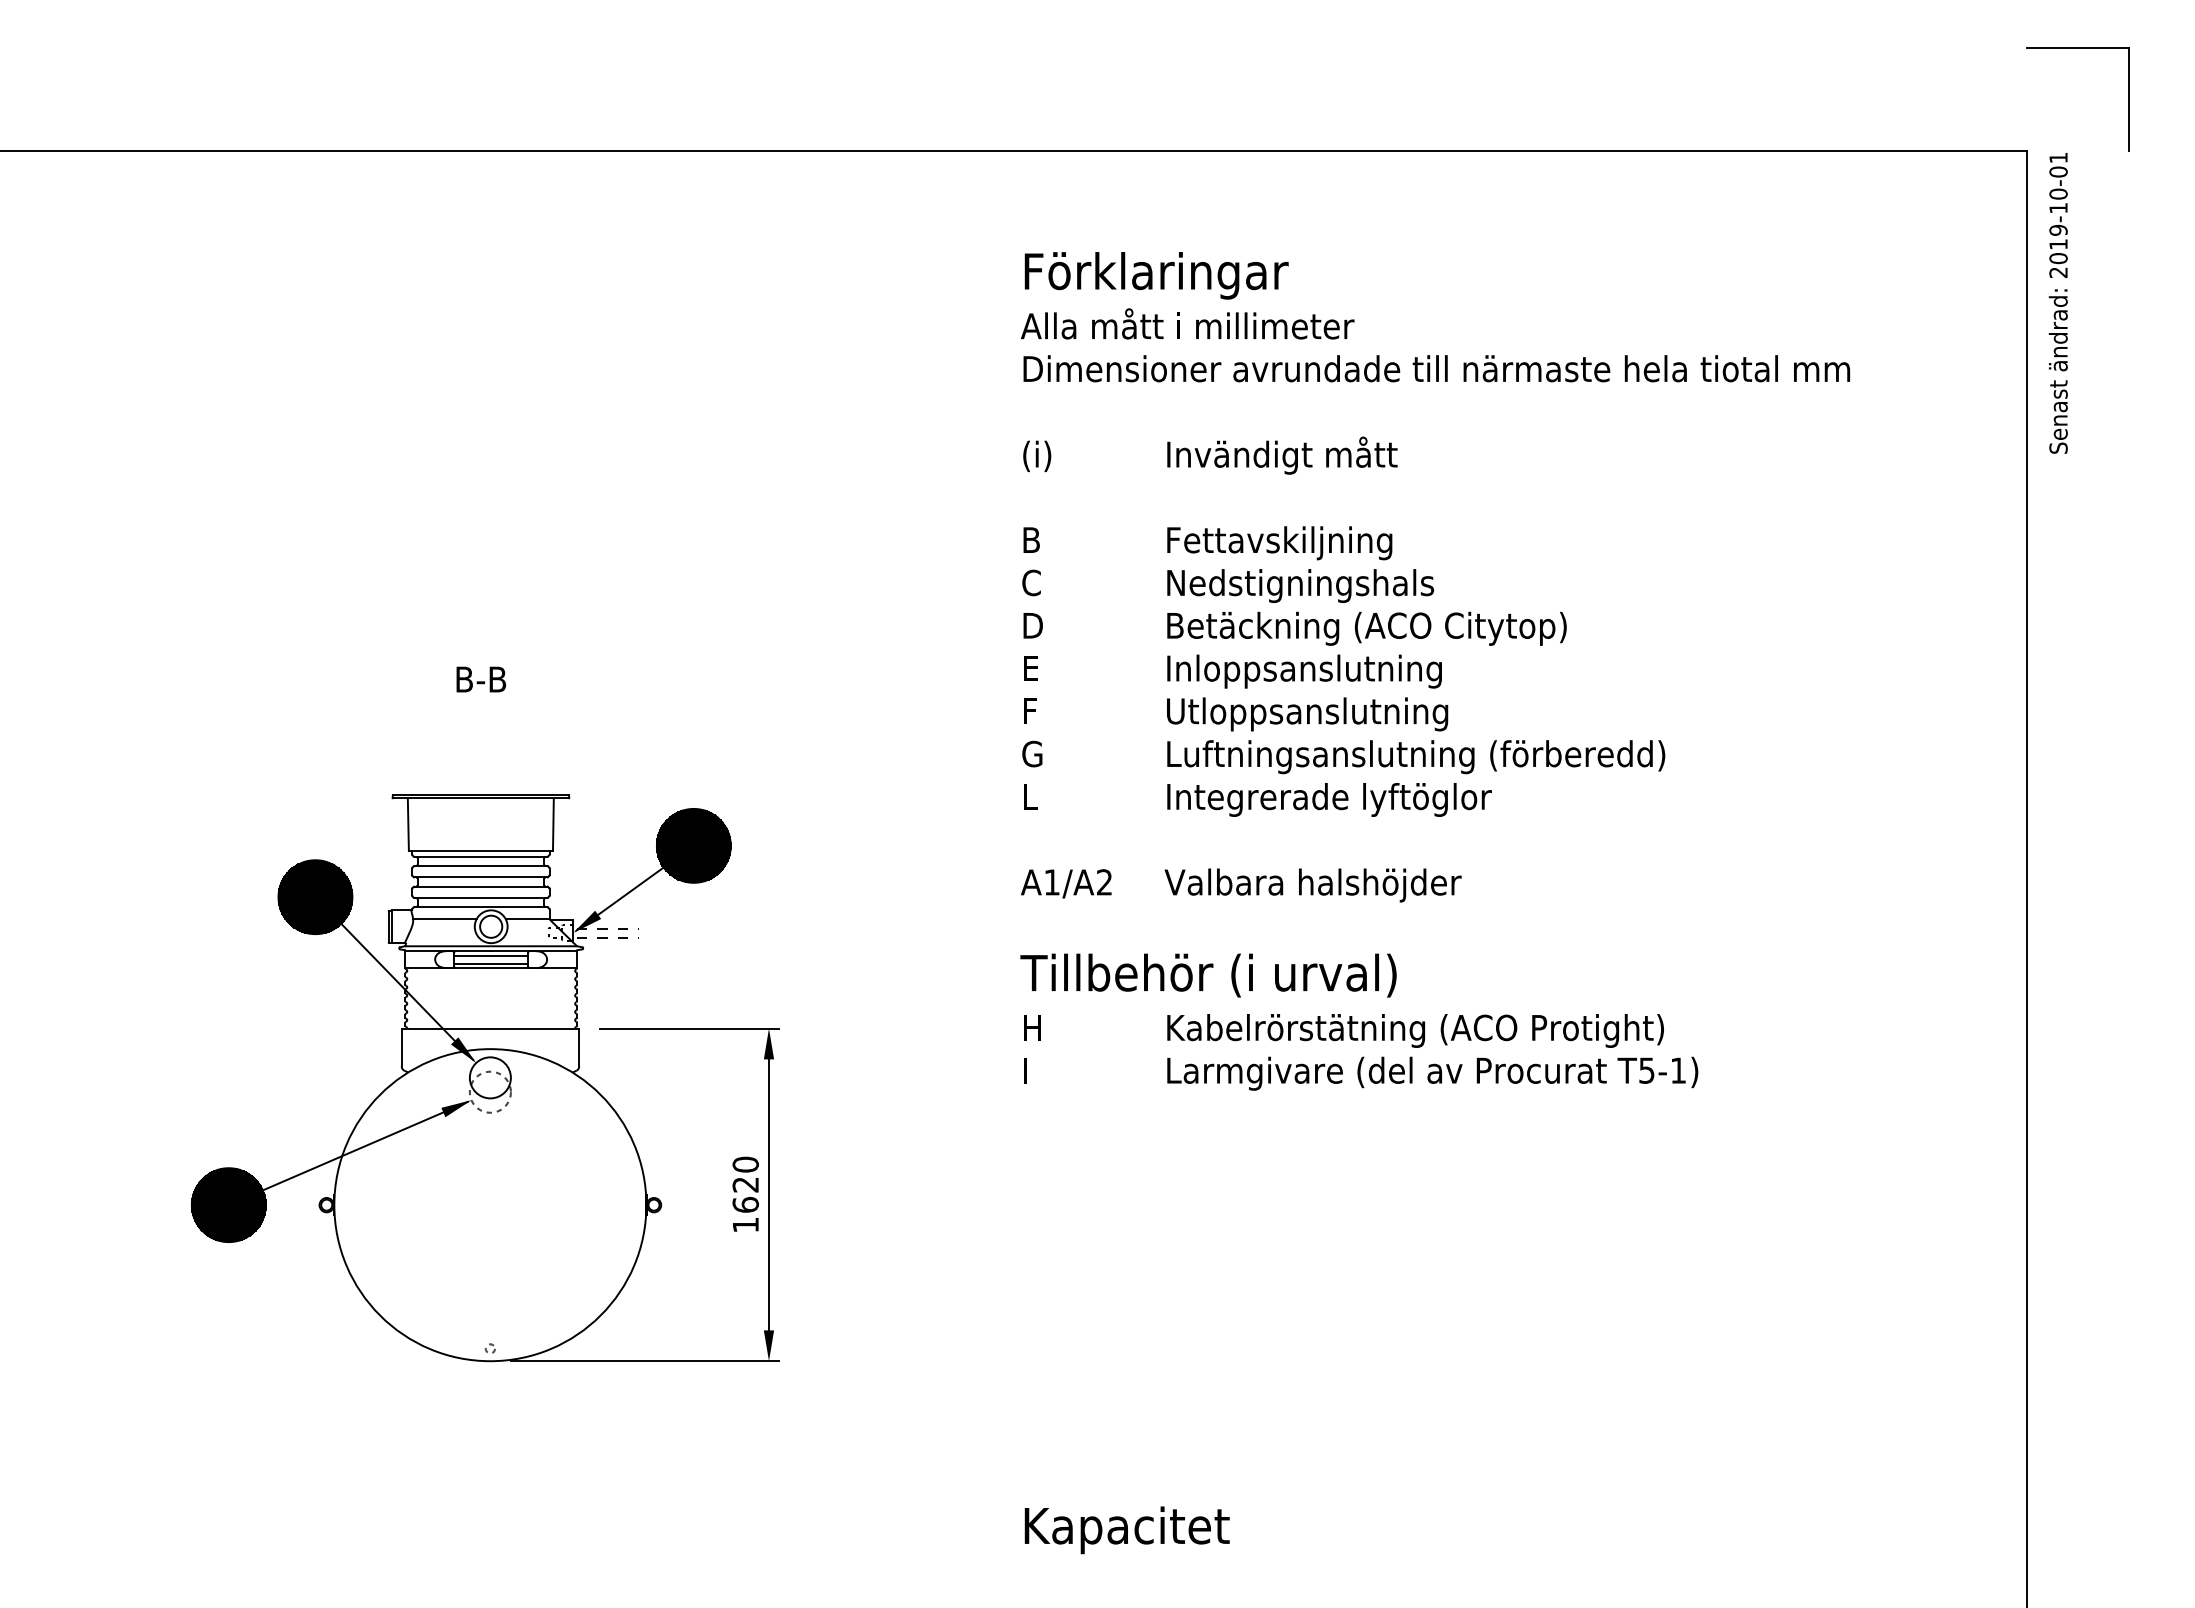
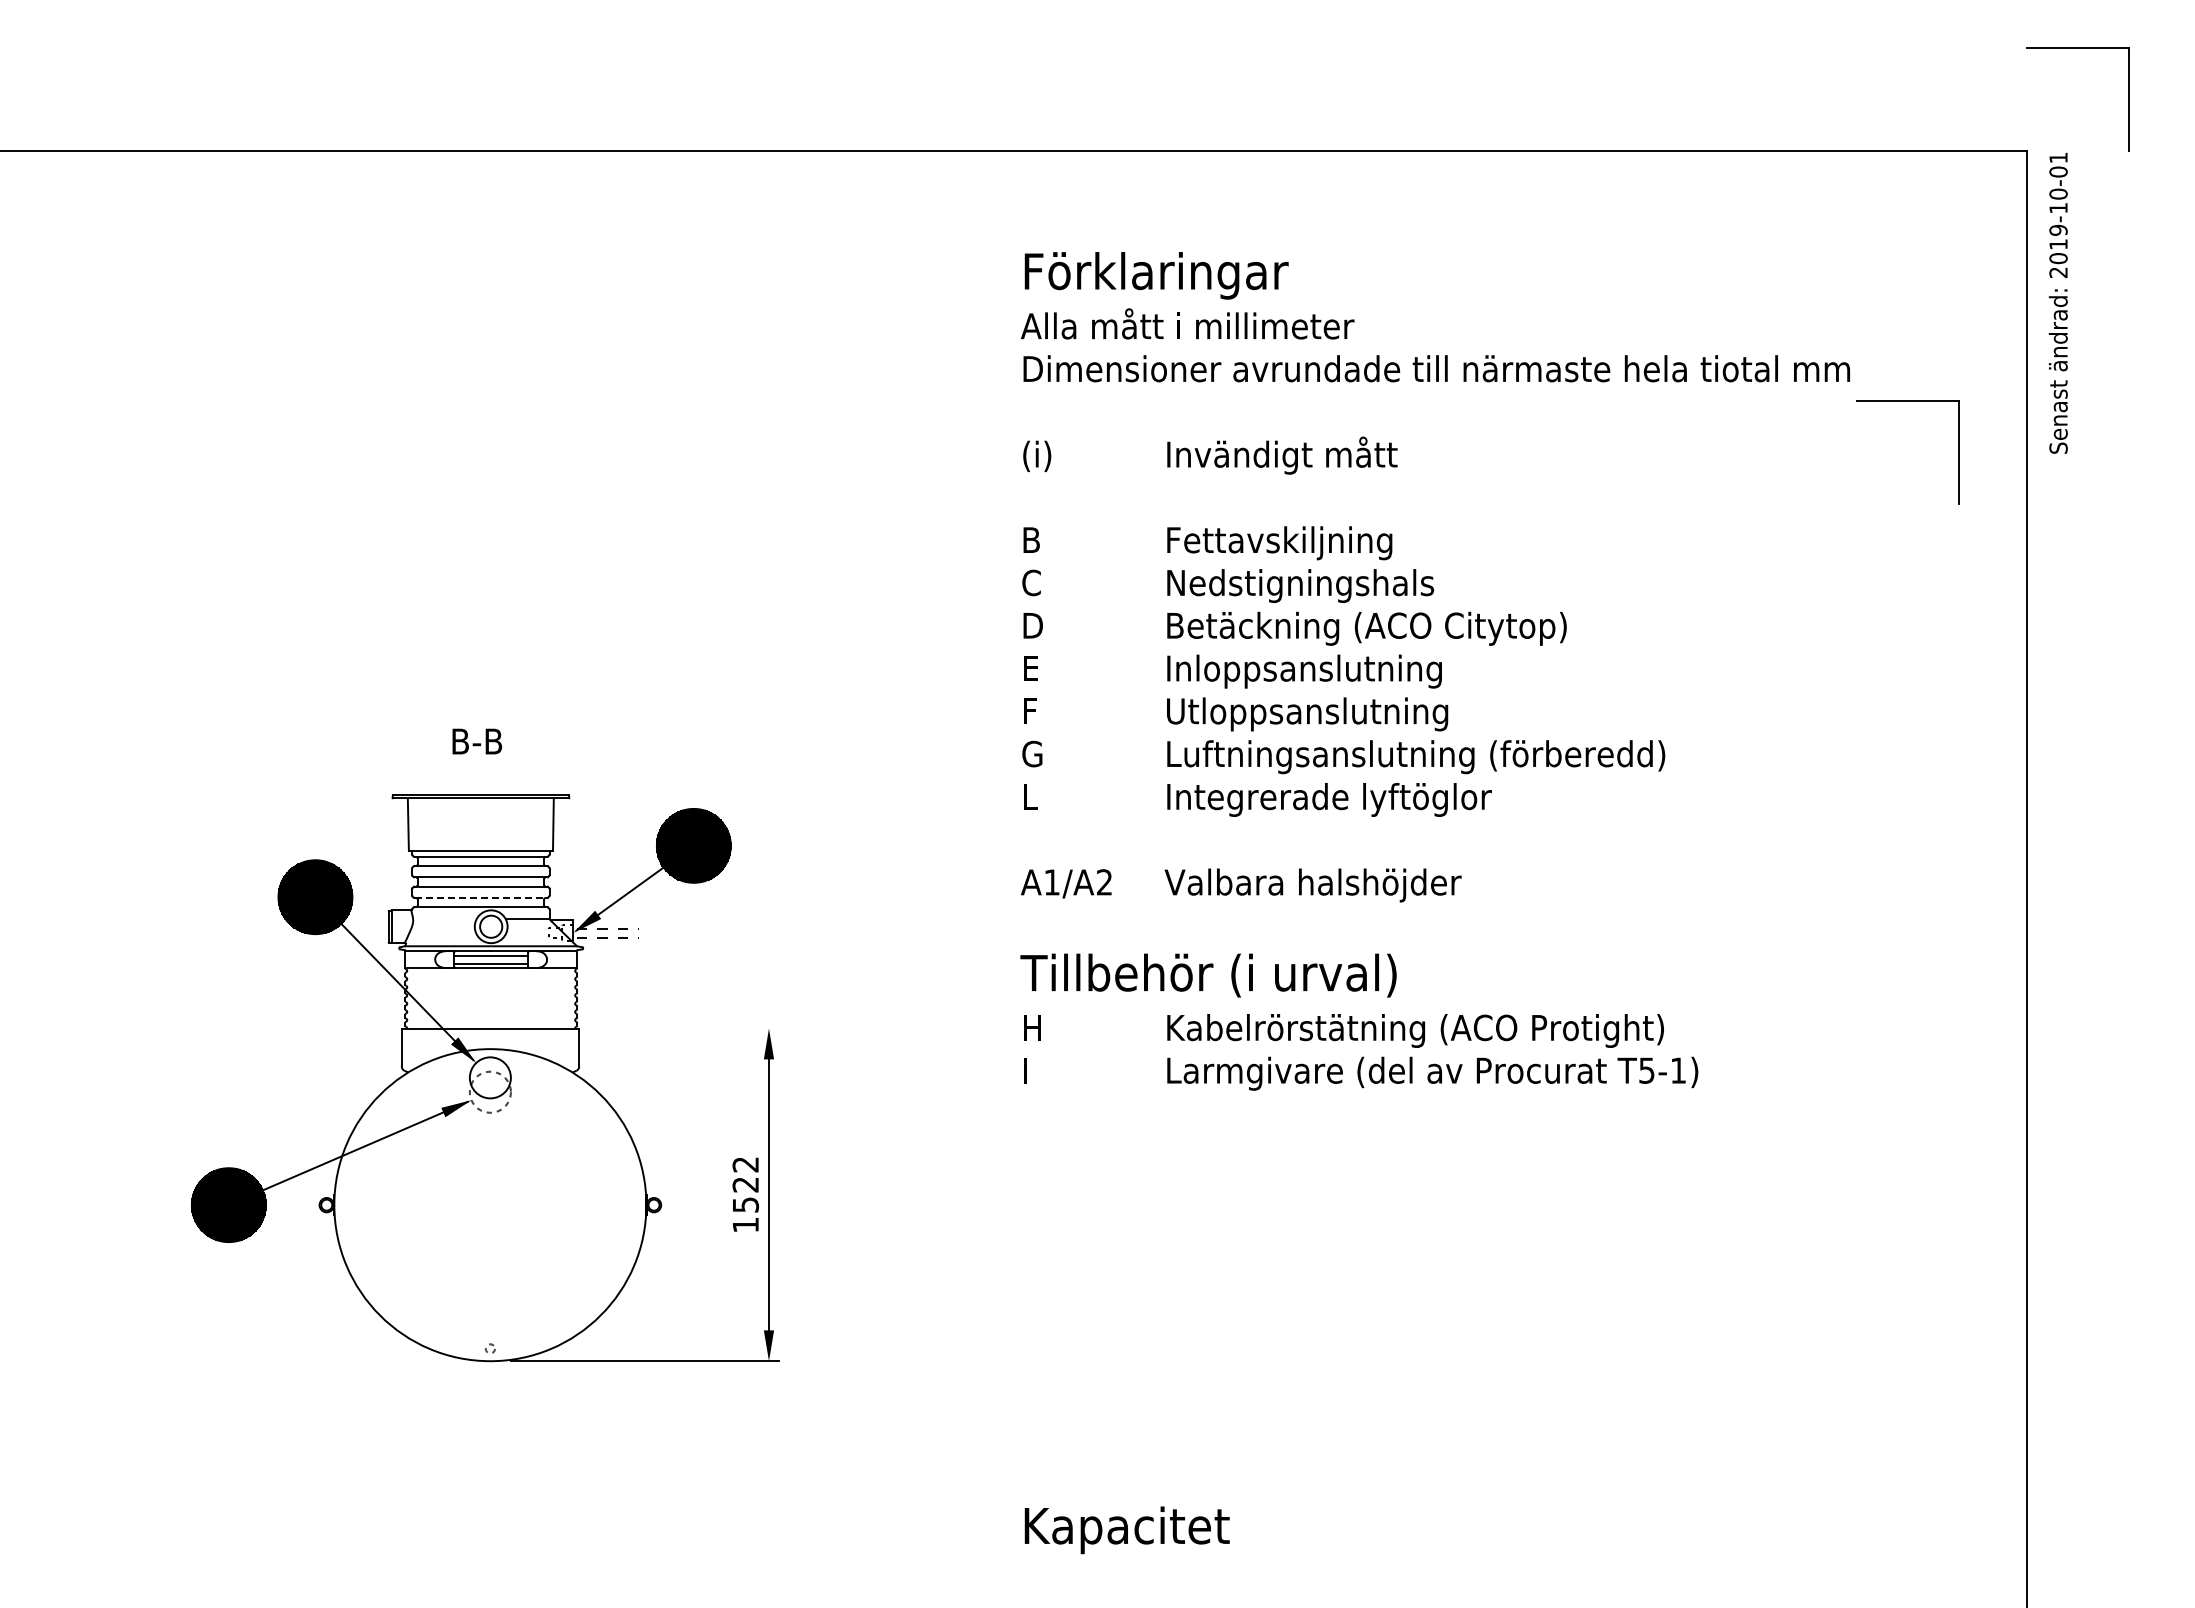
part: none -> present (1907, 401)
text position: (481, 679) -> (477, 741) (477, 741)
line: solid -> dashed (481, 898)
line: present -> none (444, 919)
line: present -> none (689, 1028)
text: 1620 -> 1522 (745, 1184)
